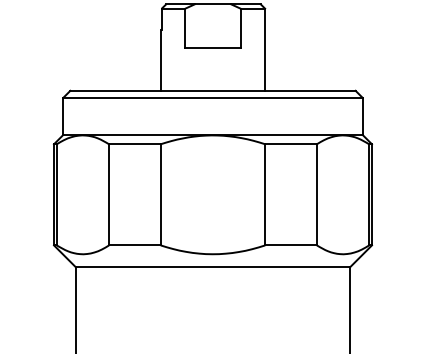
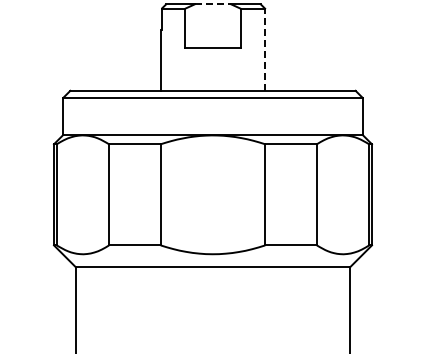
line: solid -> dashed (213, 4)
line: solid -> dashed (265, 49)
